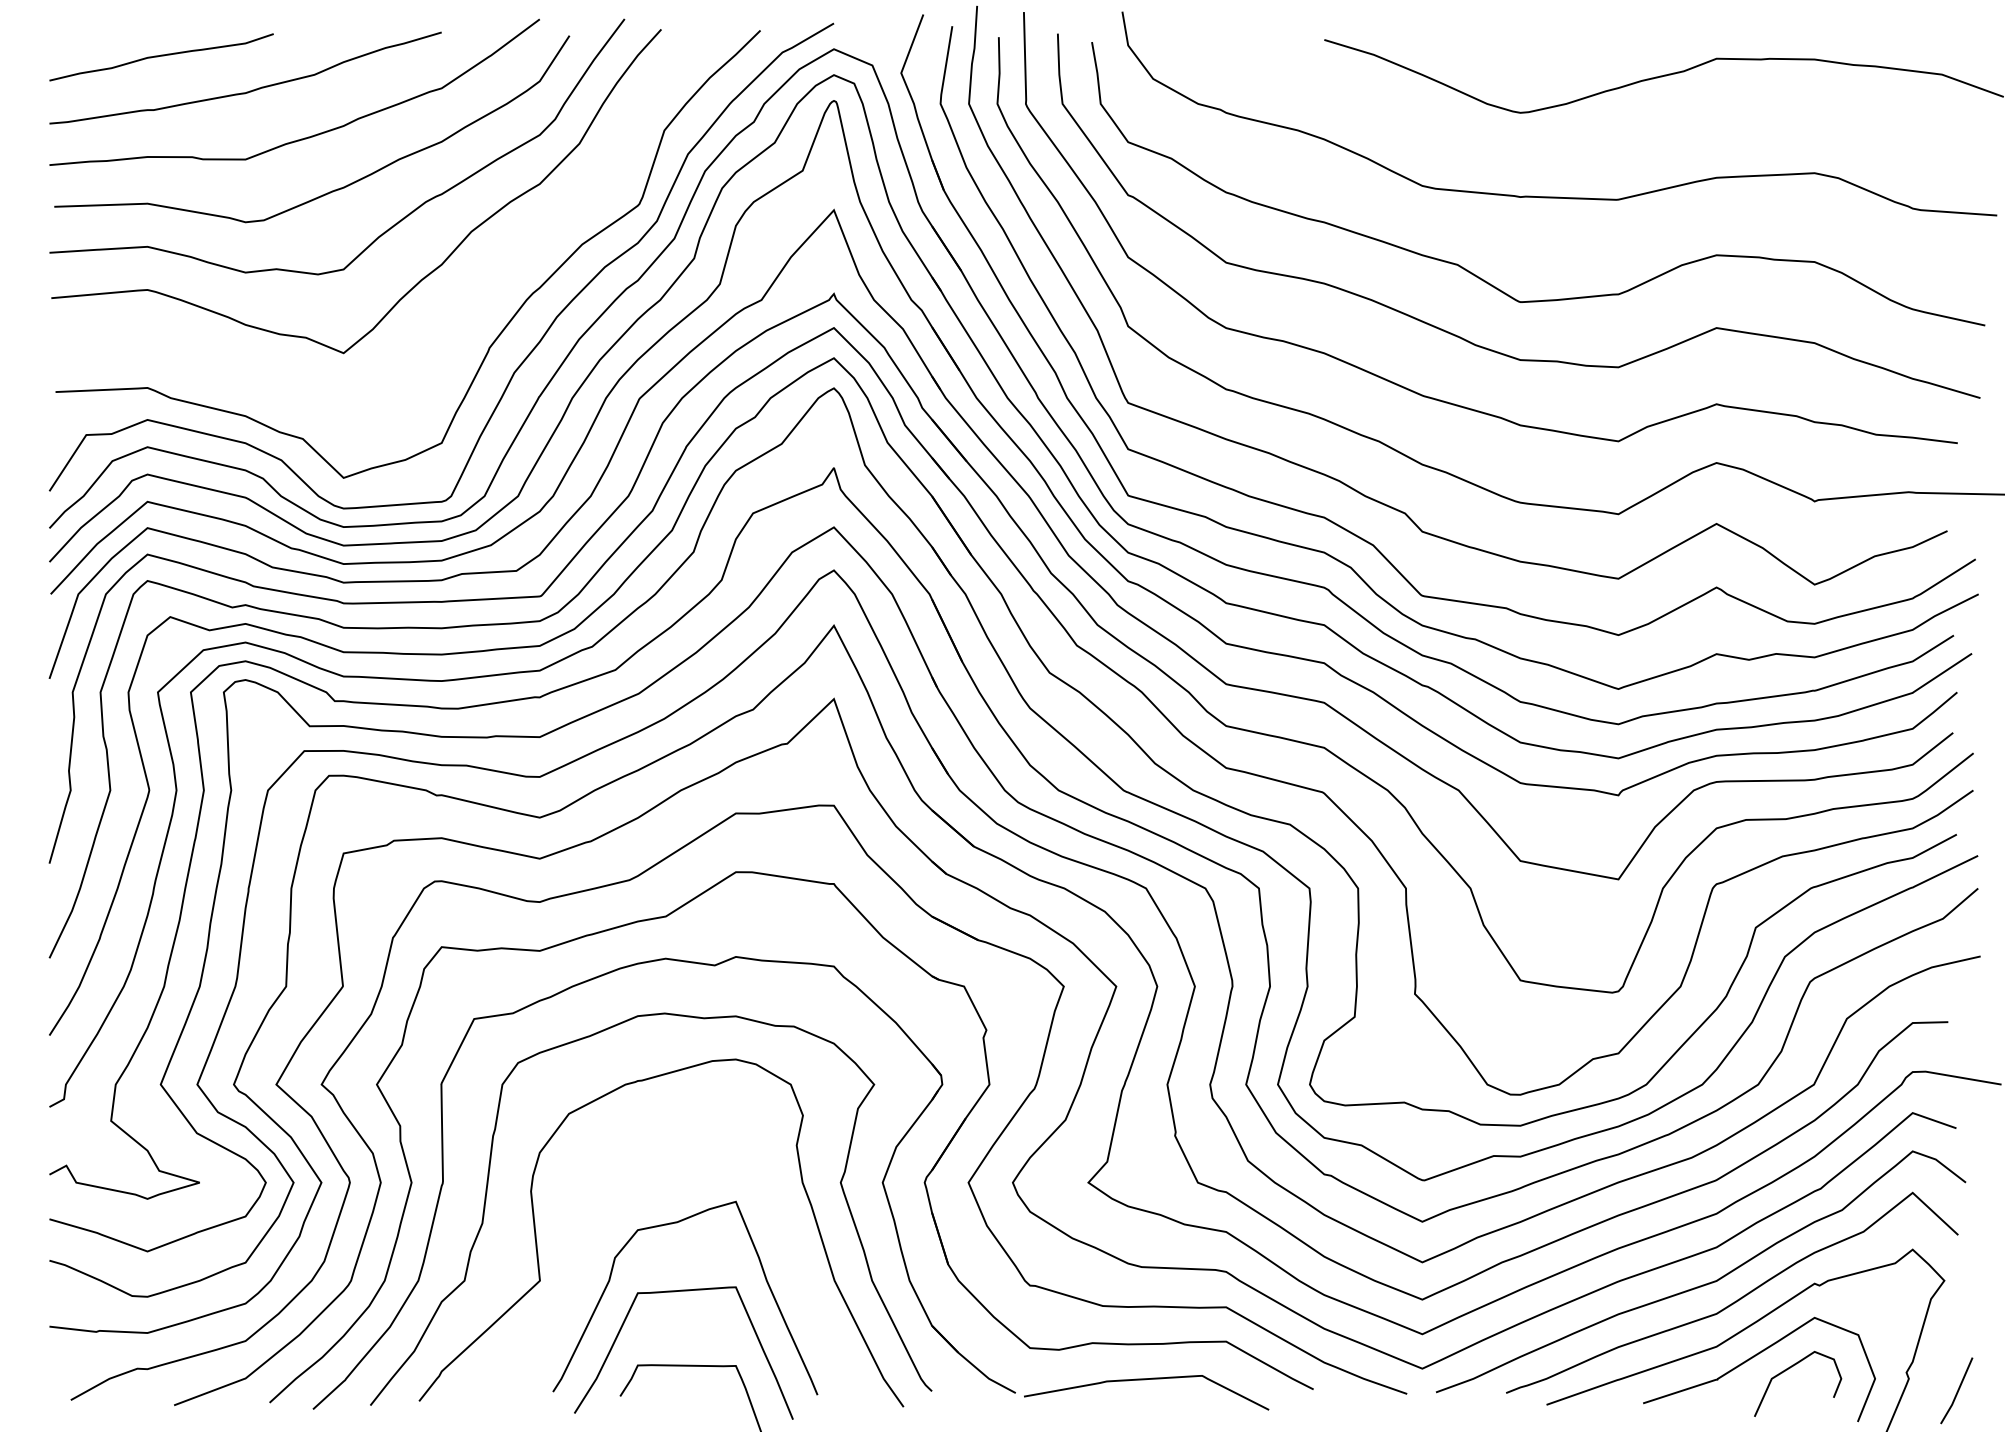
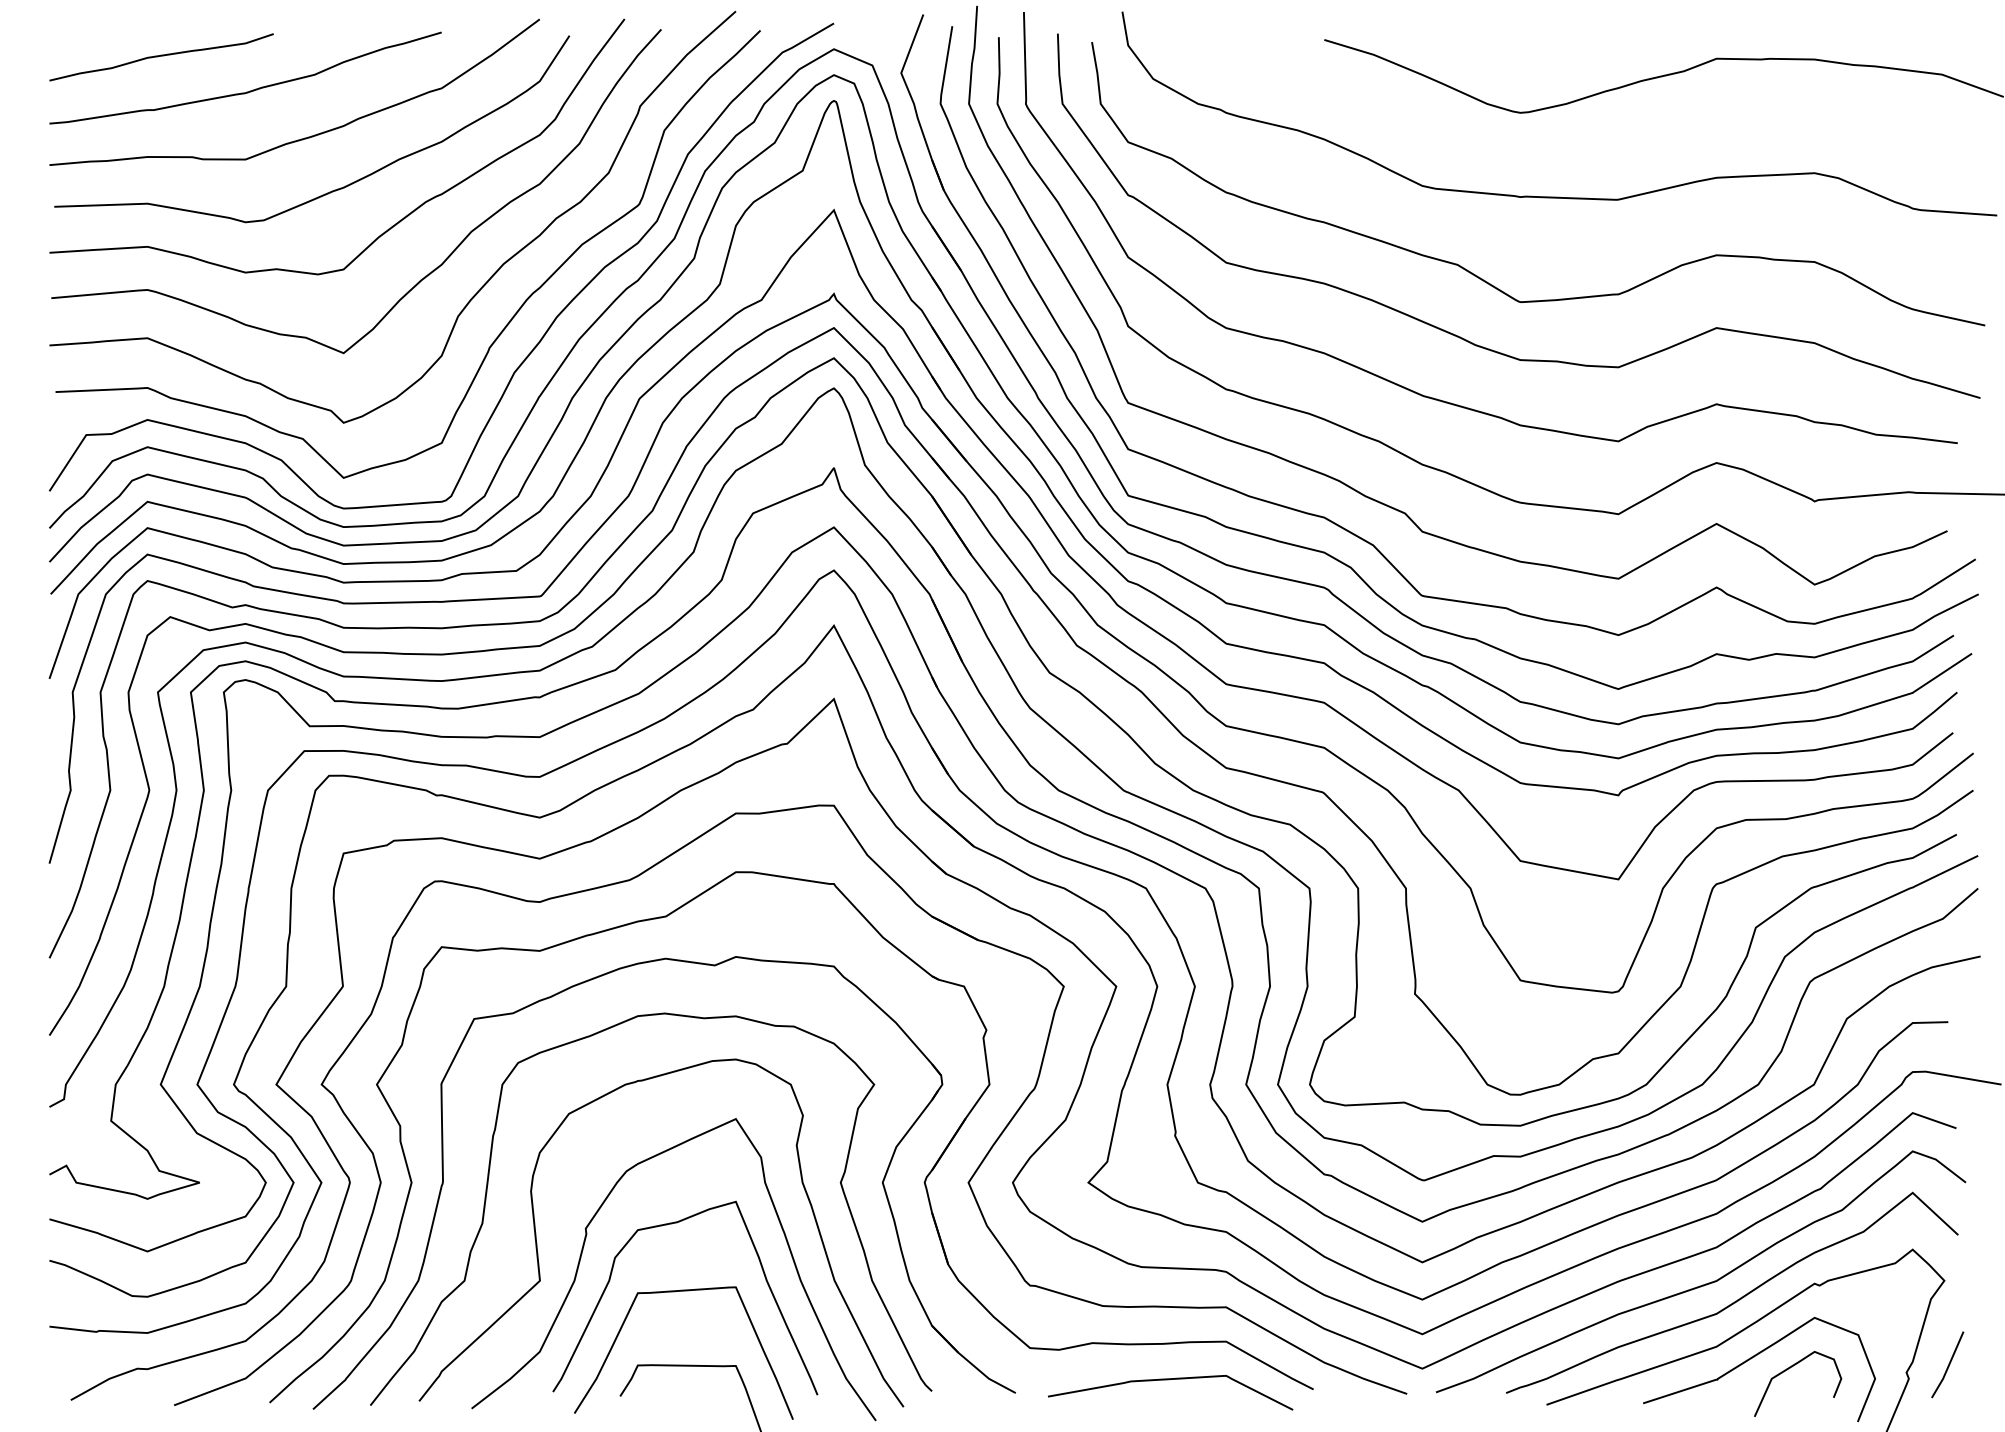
curve: none -> present (480, 287)
curve: none -> present (584, 1246)
curve position: (1145, 1380) -> (1169, 1380) (1169, 1380)
line position: (1957, 1390) -> (1948, 1364) (1948, 1364)
